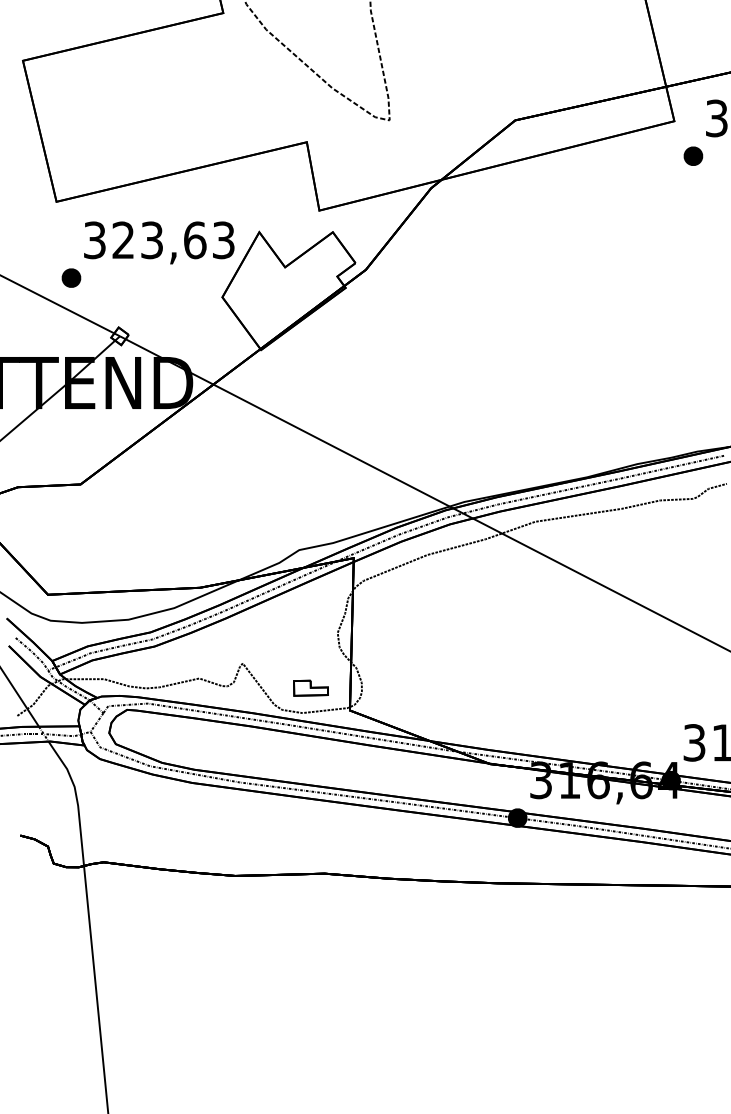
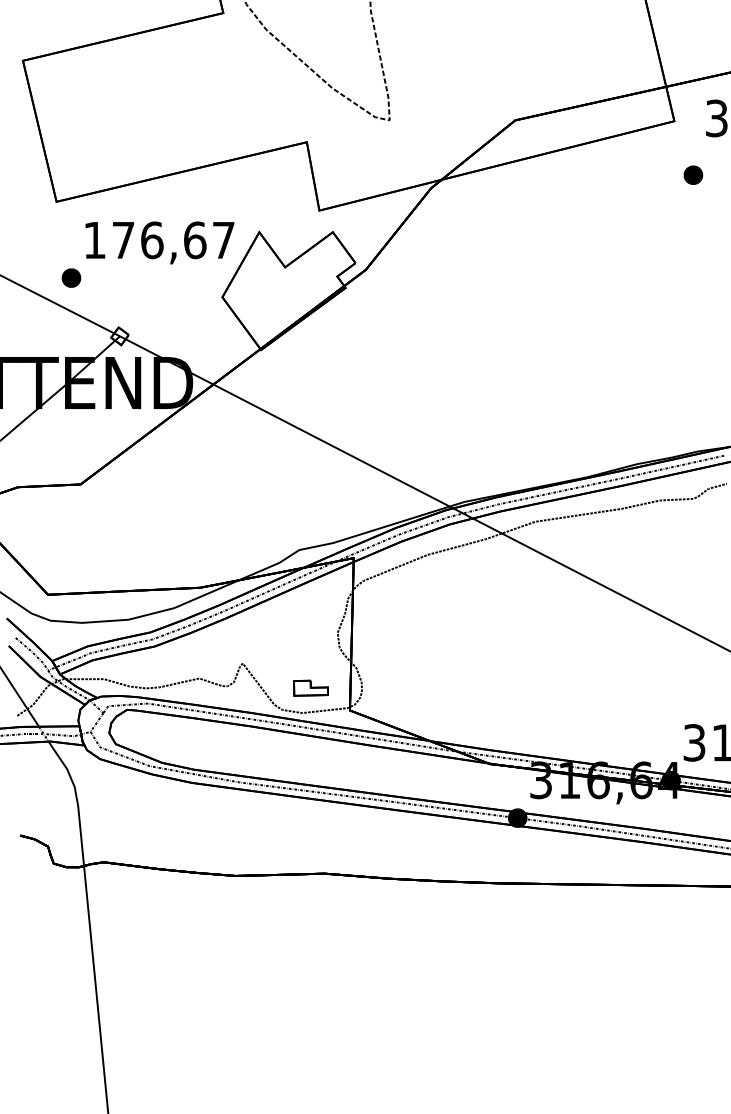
part position: (693, 155) -> (693, 174) (693, 174)
text: 323,63 -> 176,67 (159, 240)
